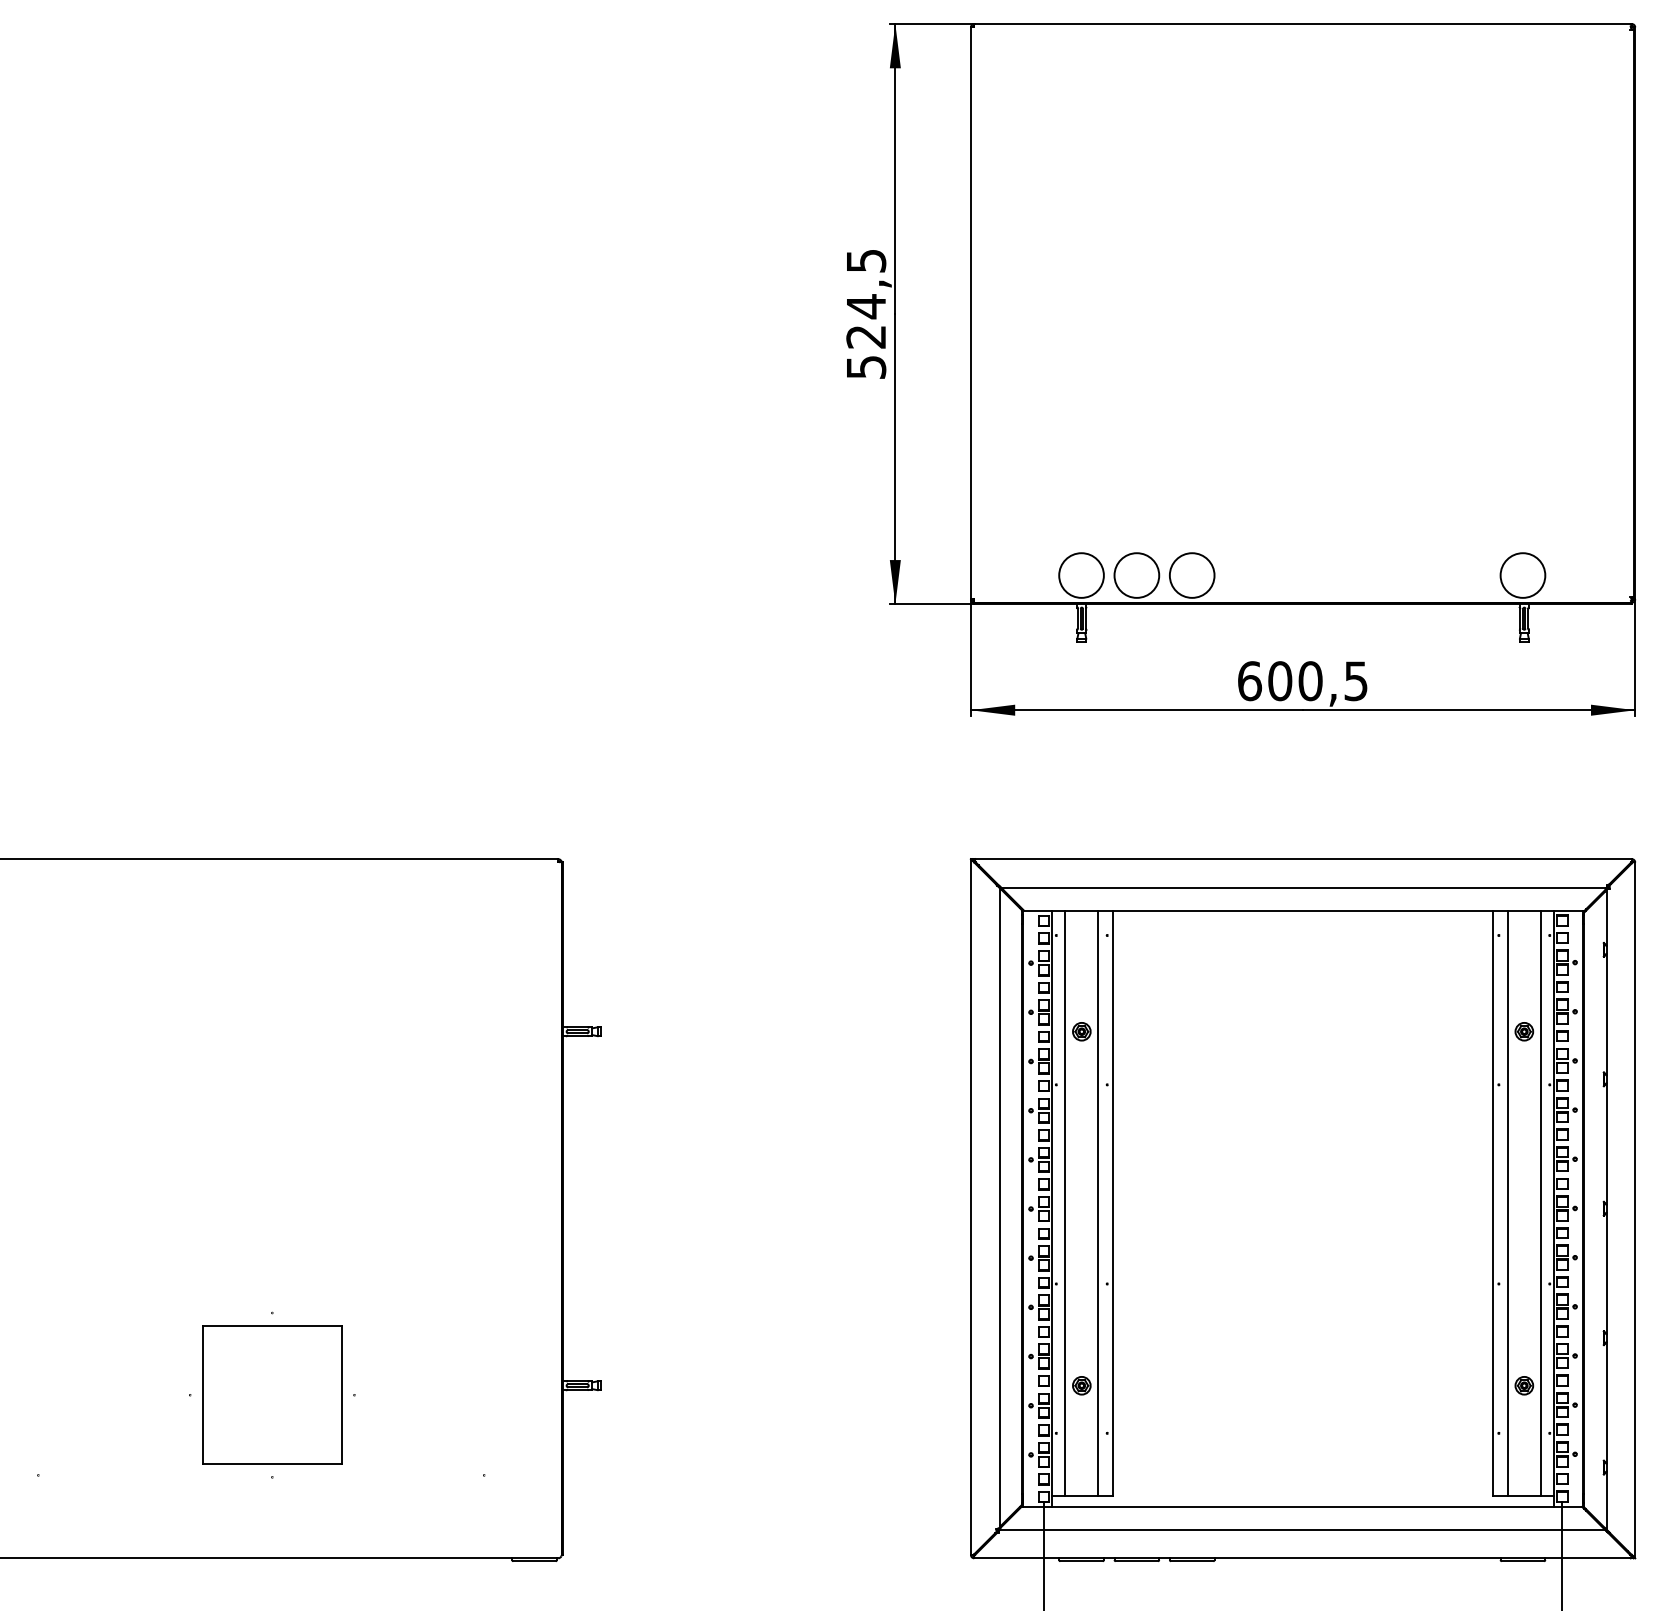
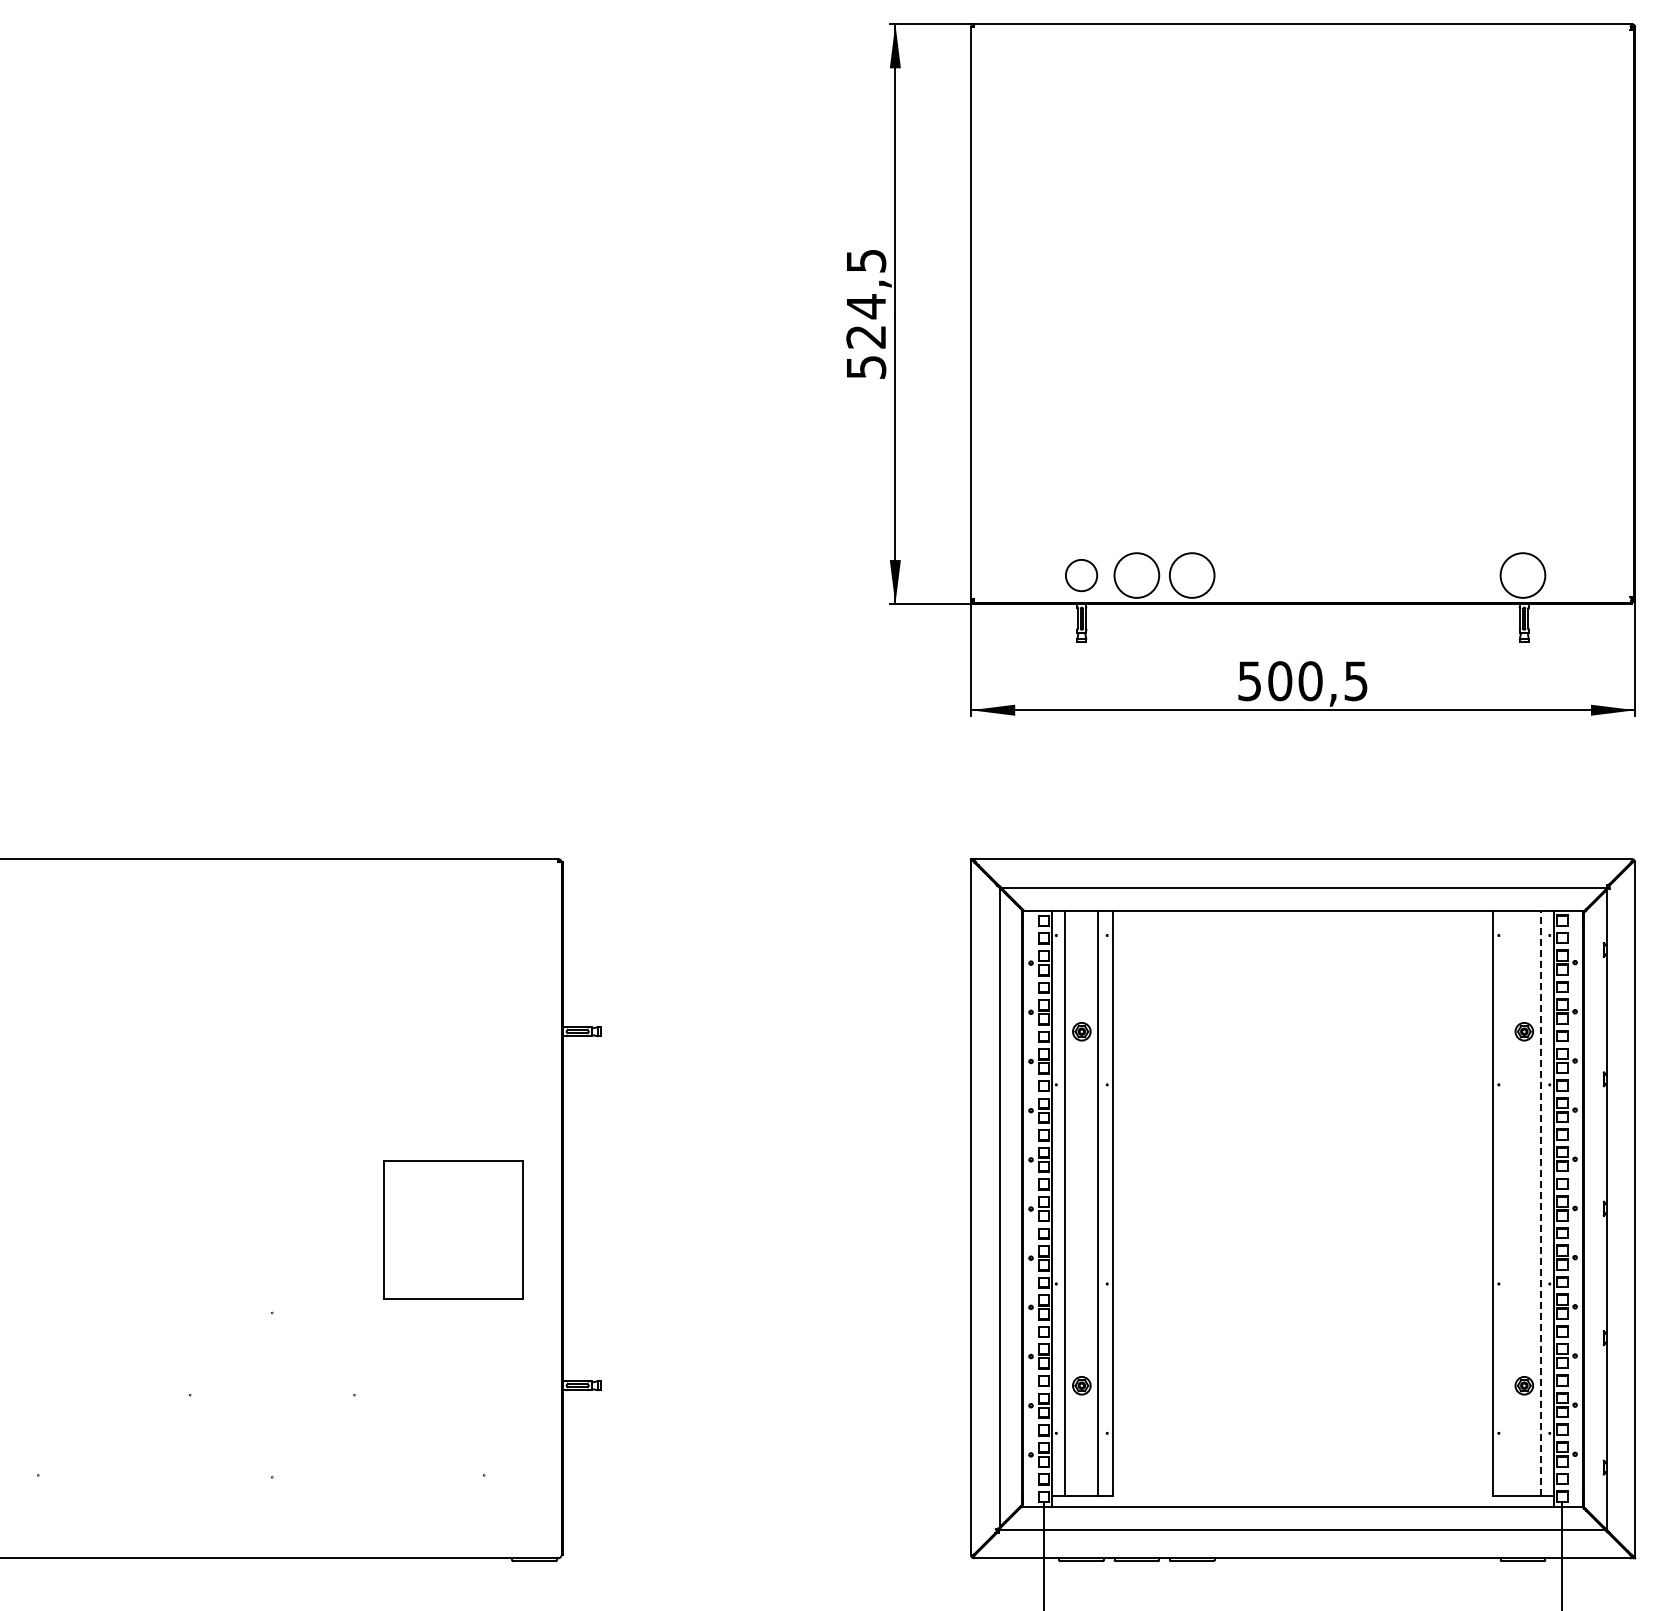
circle diameter: 45 px -> 31 px (1081, 575)
text: 600,5 -> 500,5 (1250, 681)
line: present -> none (1507, 1203)
line: solid -> dashed (1540, 1203)
part position: (272, 1394) -> (453, 1229) (453, 1229)
